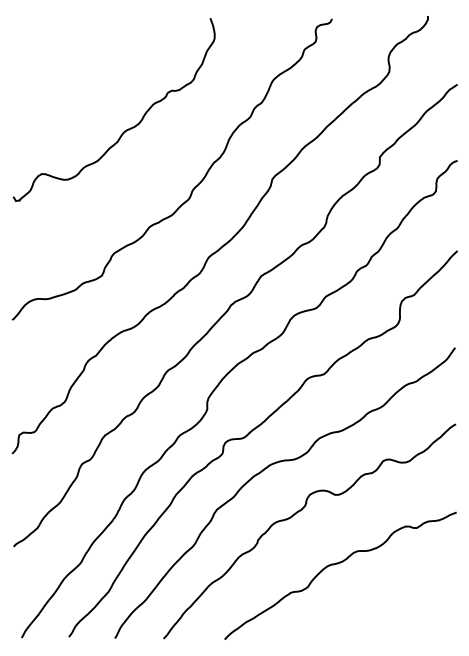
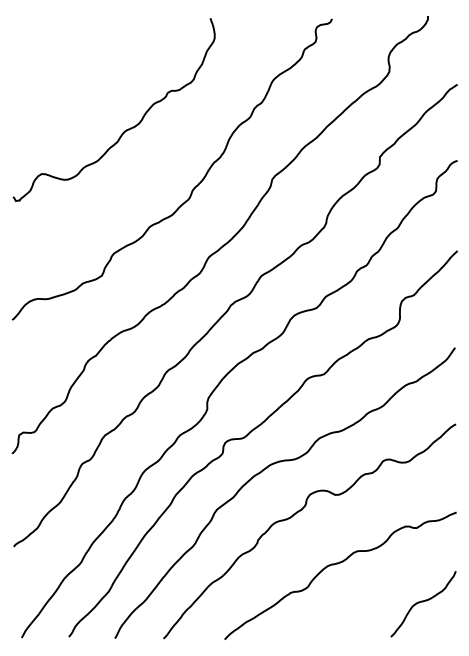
curve: none -> present (423, 602)
